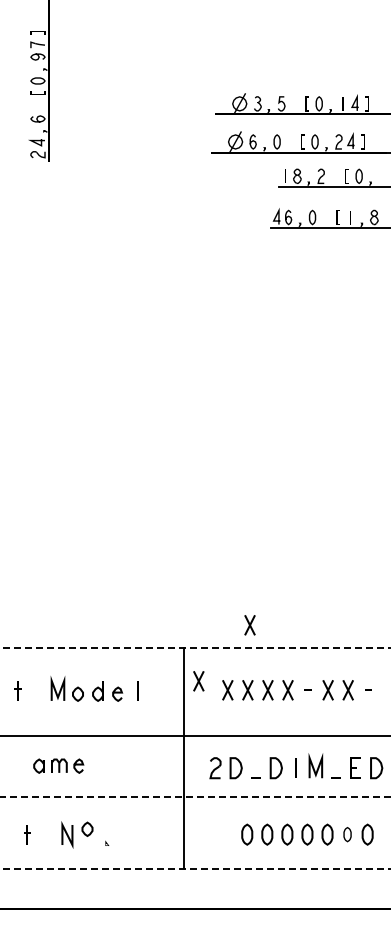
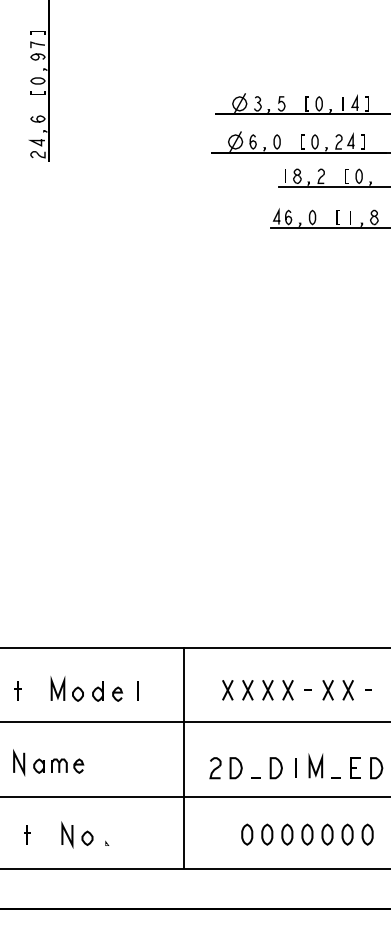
part: present -> none (249, 625)
line: dashed -> solid (195, 648)
part: present -> none (198, 681)
line position: (194, 736) -> (194, 722) (194, 722)
line: none -> present (19, 762)
line: dashed -> solid (195, 796)
part position: (87, 828) -> (87, 837) (87, 837)
part size: 9x16 px -> 13x23 px (347, 834)
line: dashed -> solid (195, 868)
